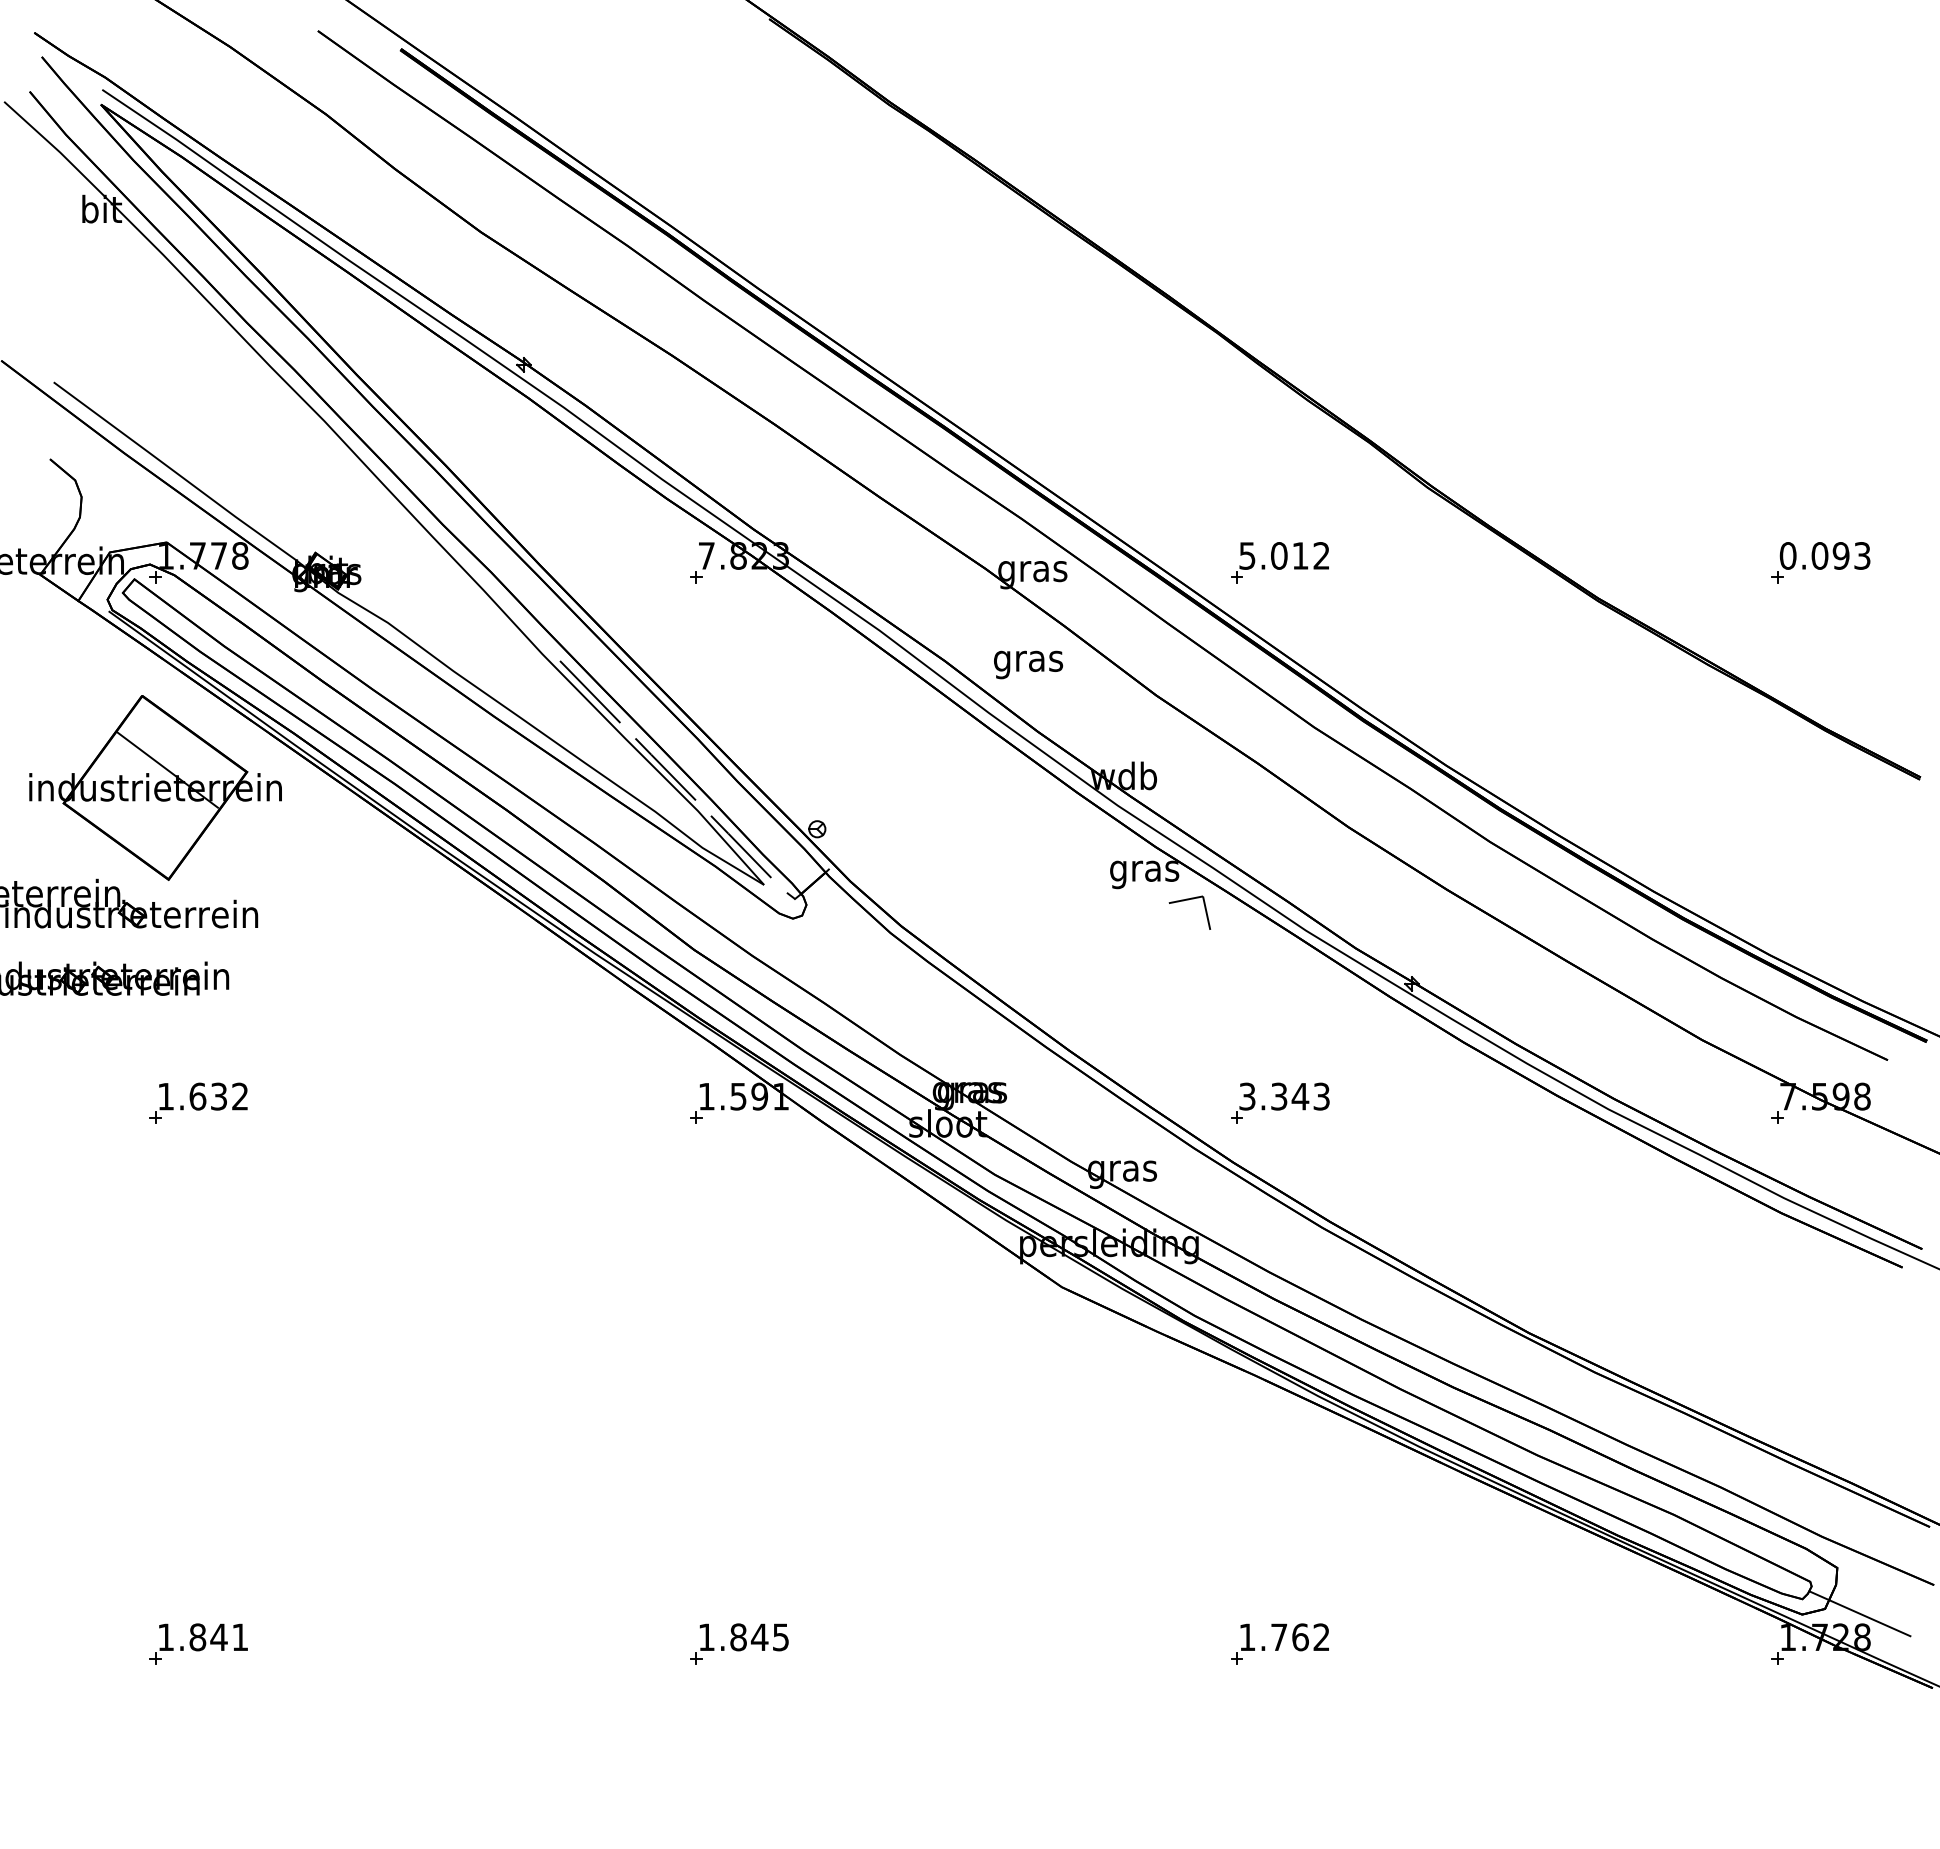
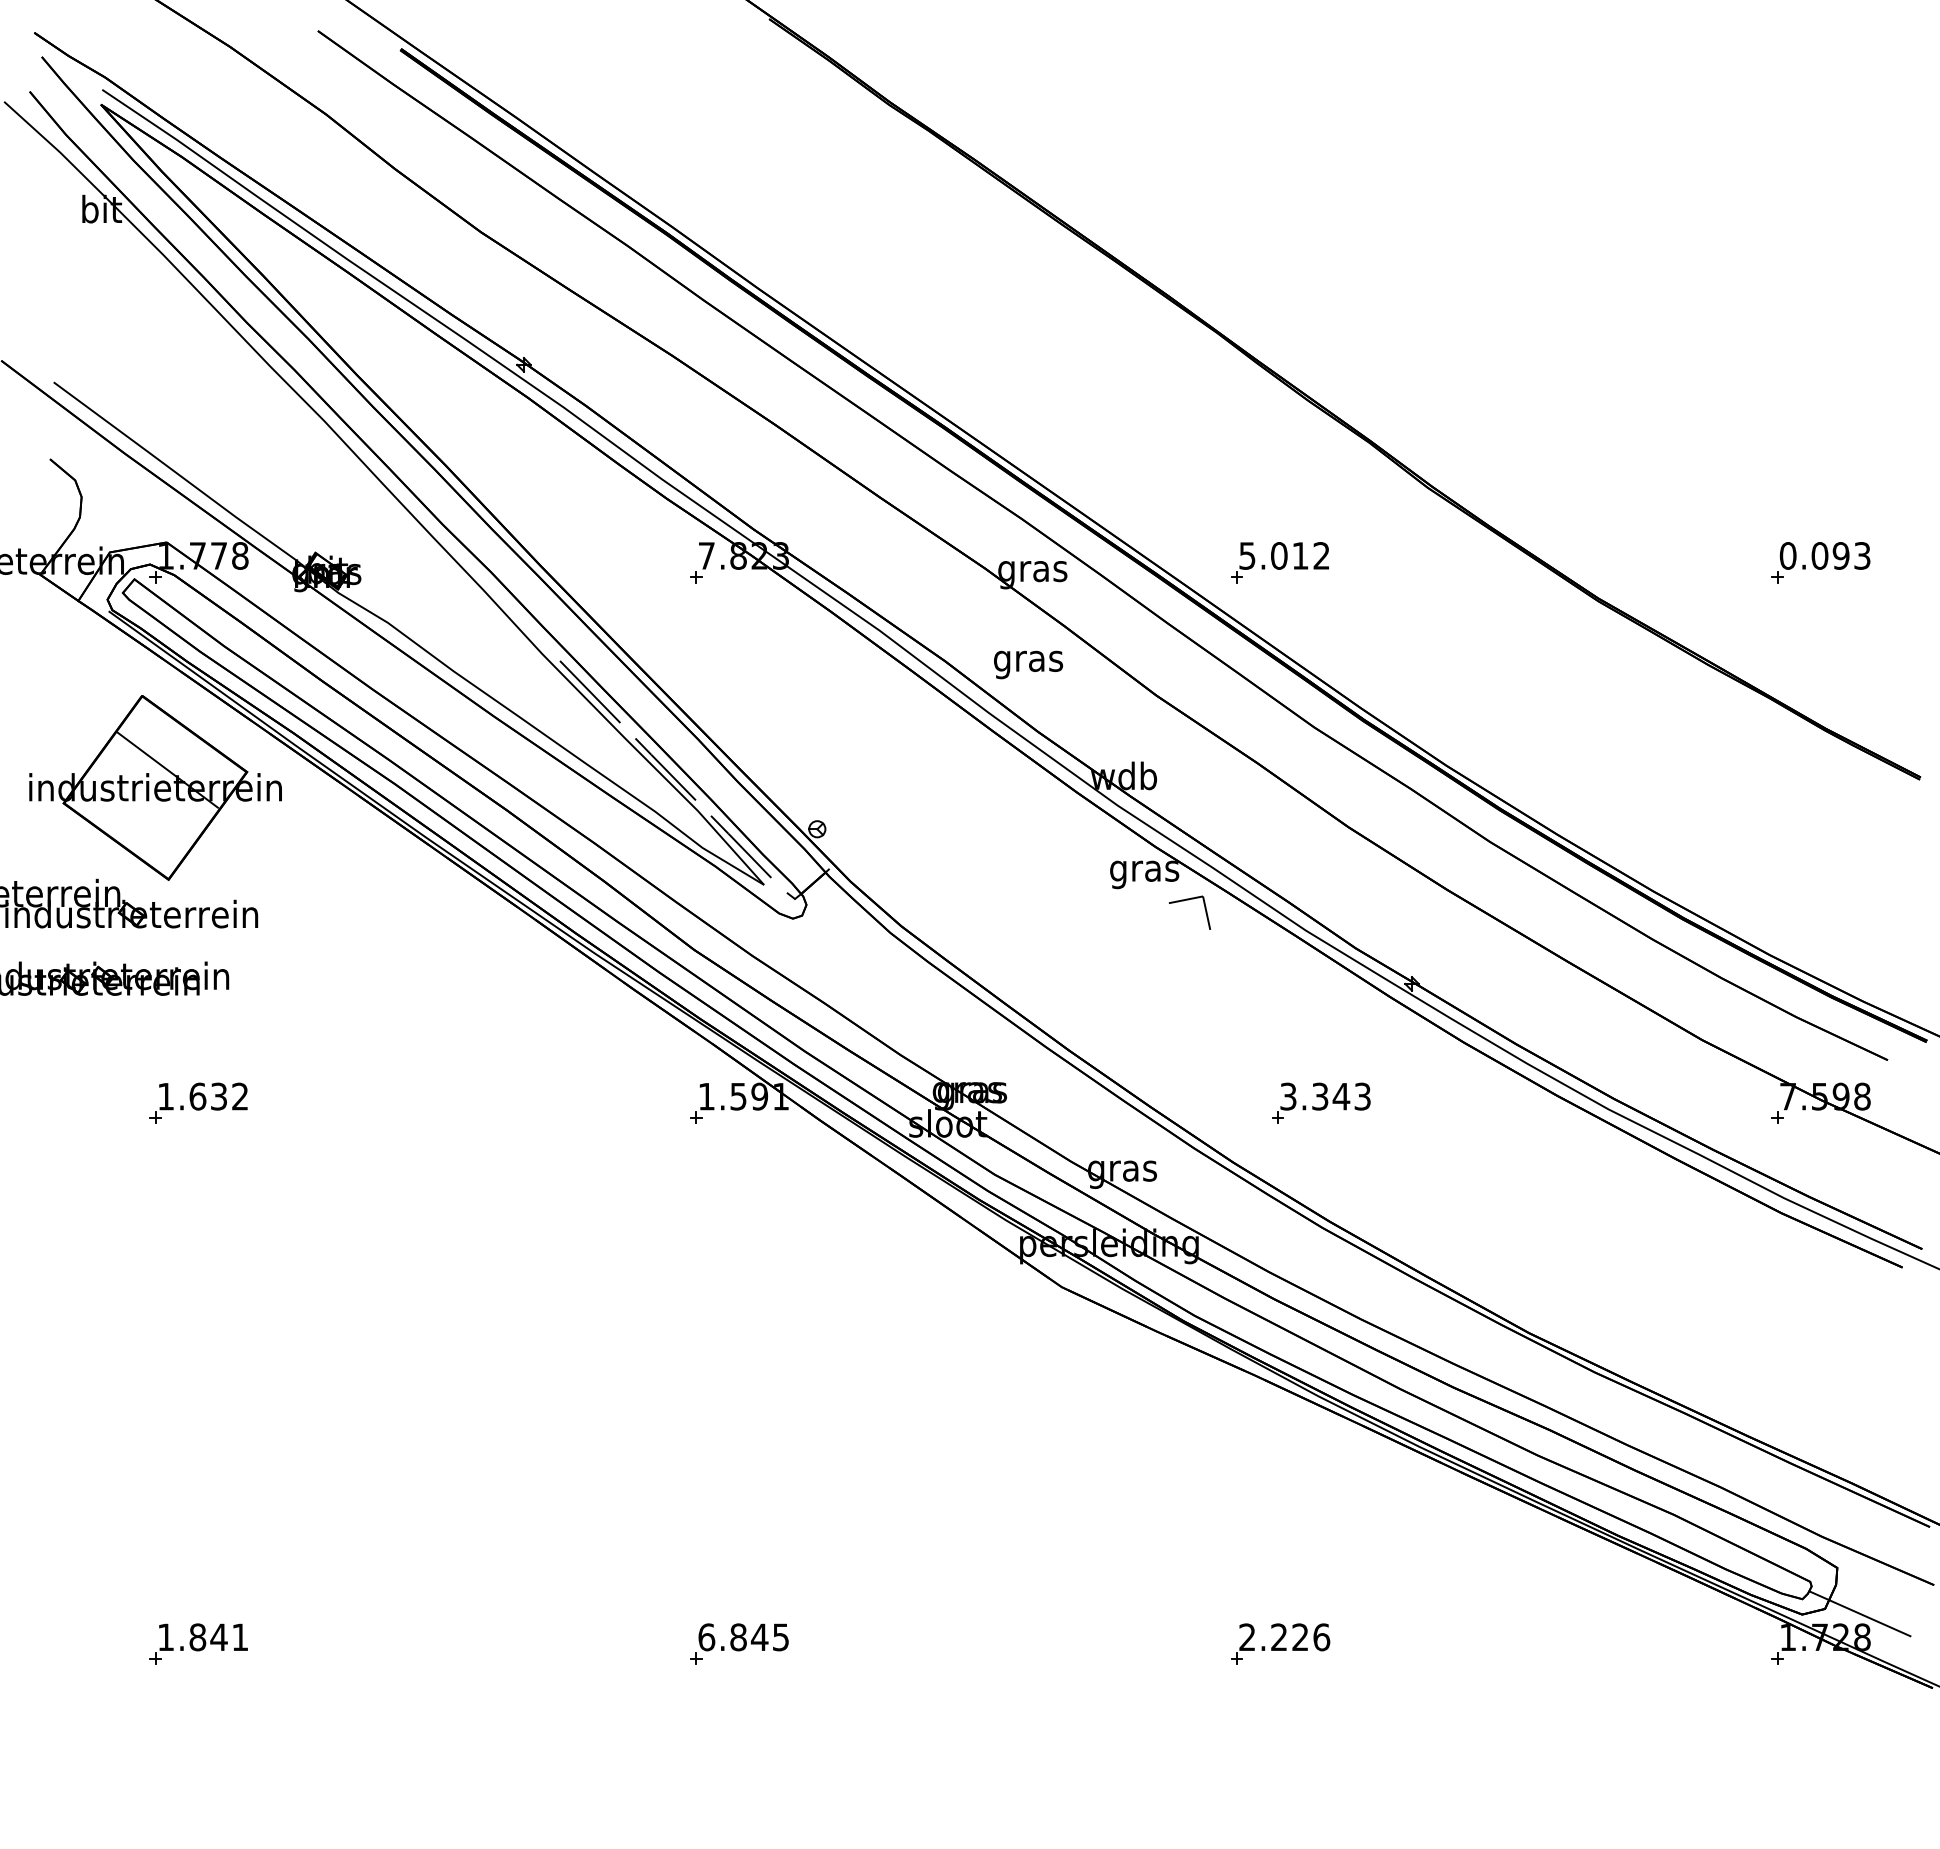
part position: (1280, 1102) -> (1321, 1102) (1321, 1102)
text: 1.845 -> 6.845 (706, 1637)
text: 1.762 -> 2.226 (1284, 1637)
